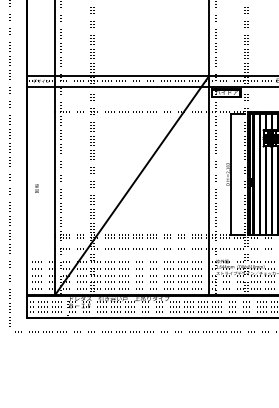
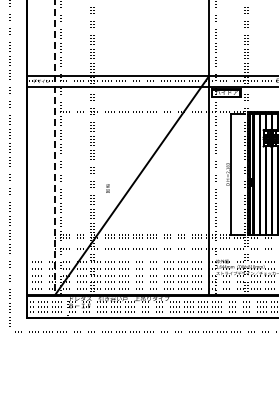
line: solid -> dashed (54, 147)
text position: (36, 188) -> (107, 188) (107, 188)
